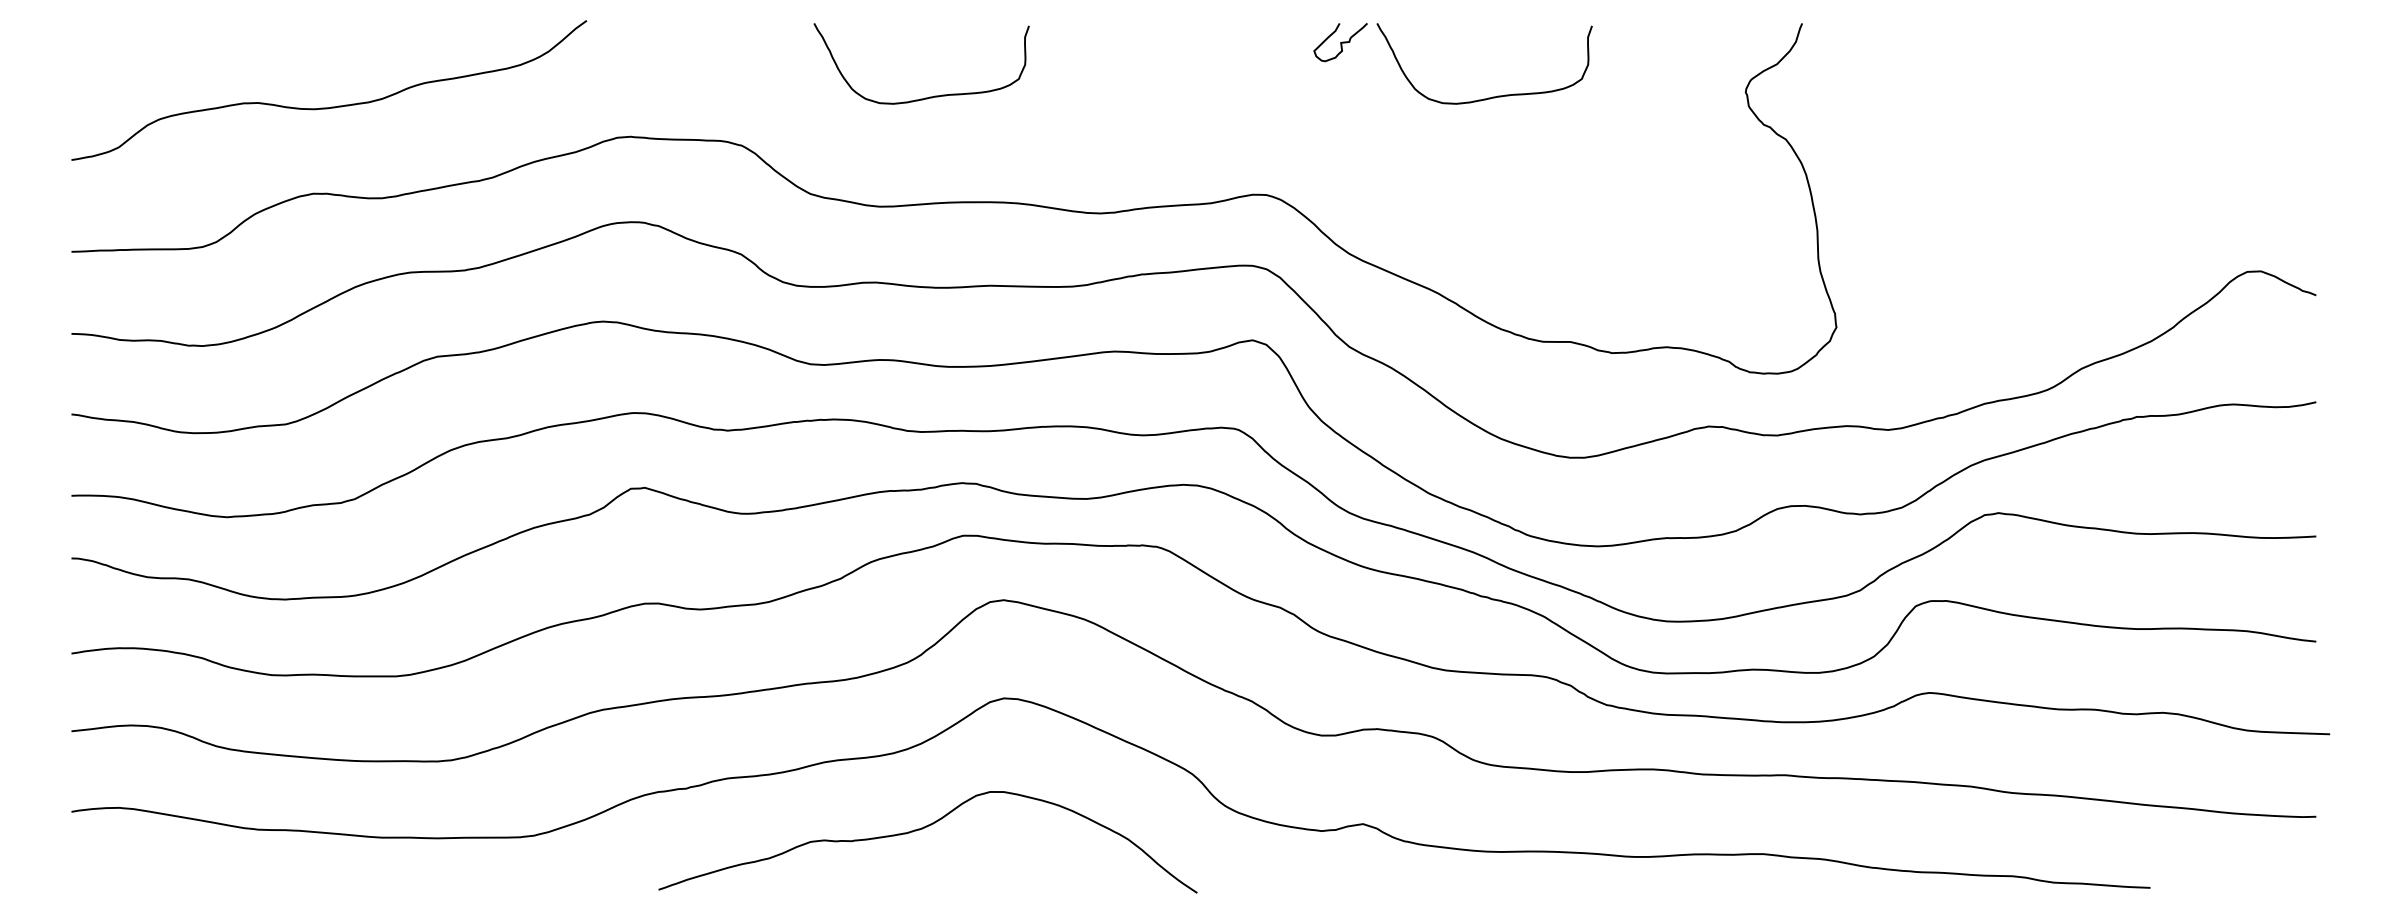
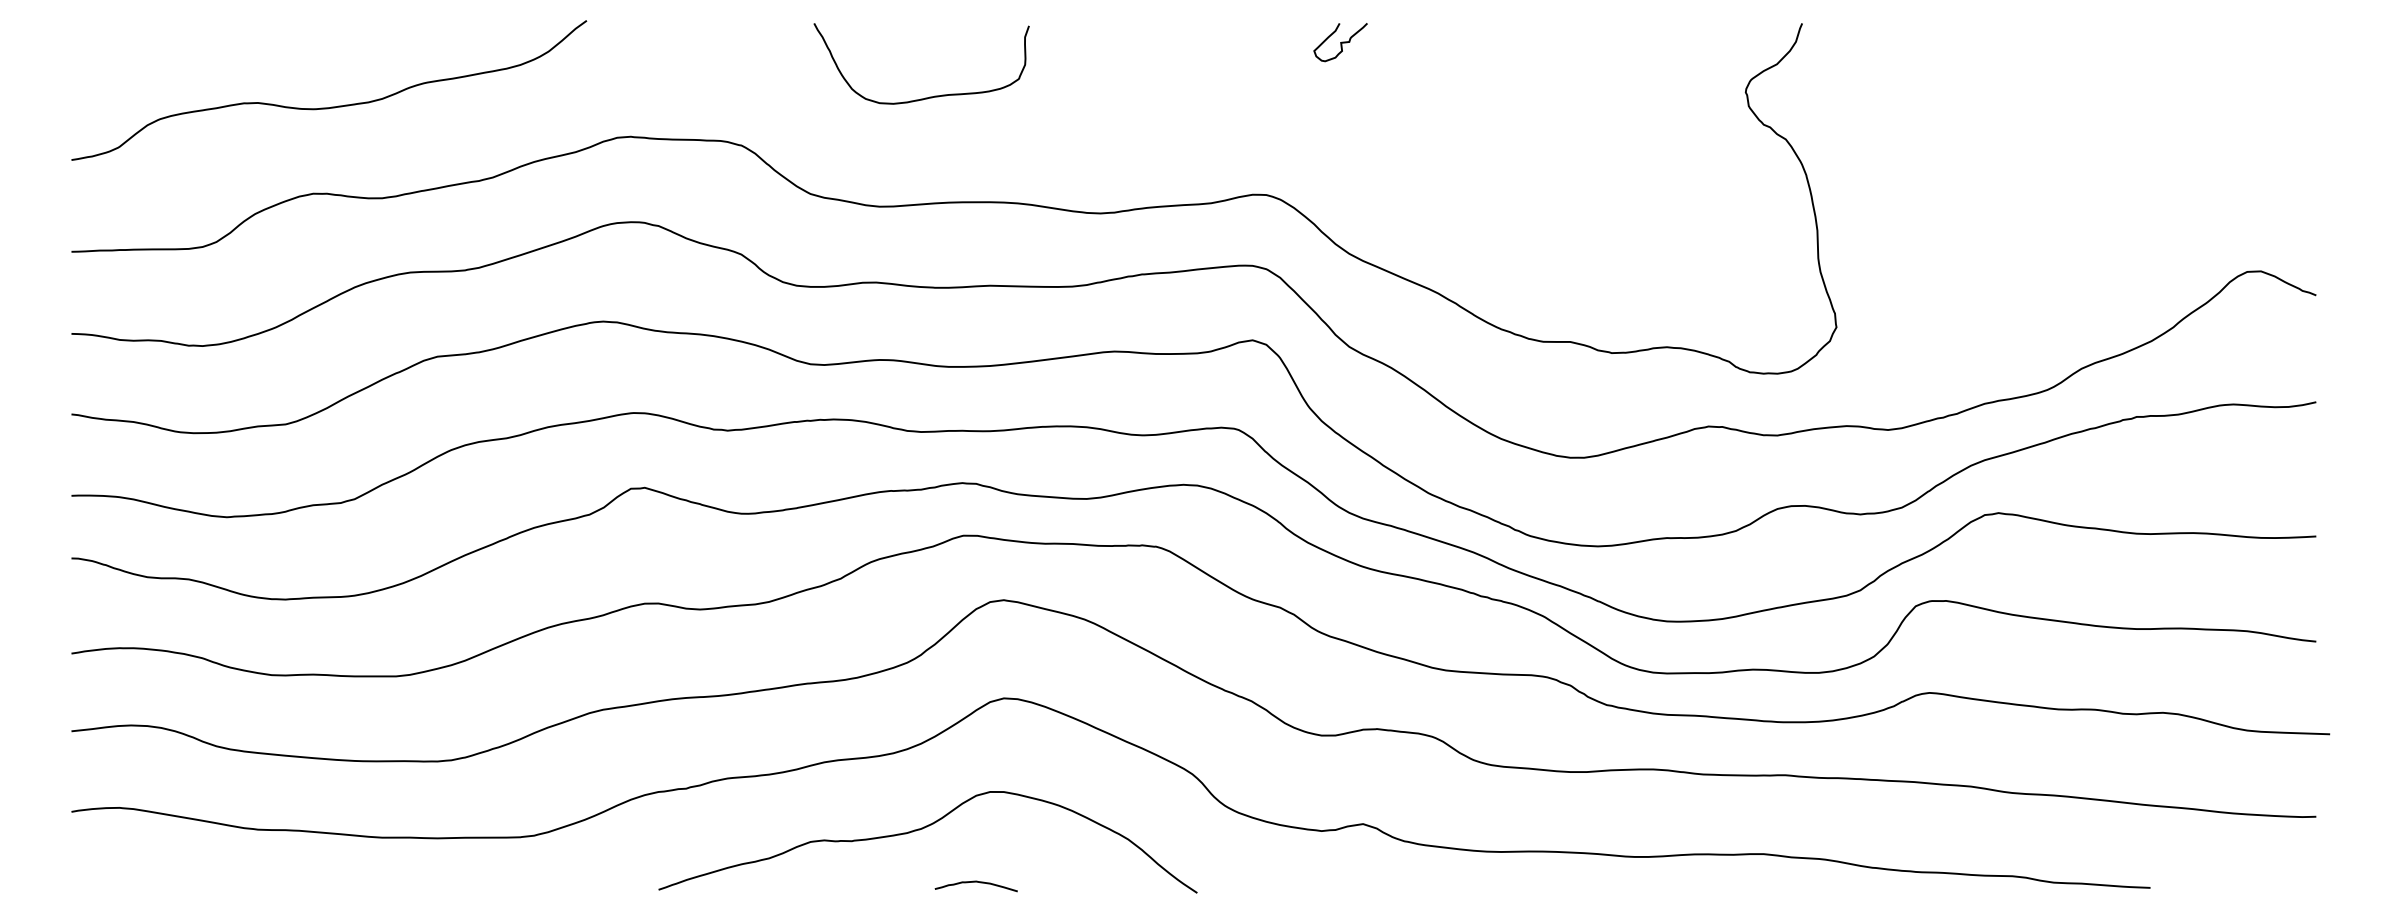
curve: present -> none (1492, 96)
curve: none -> present (975, 882)
